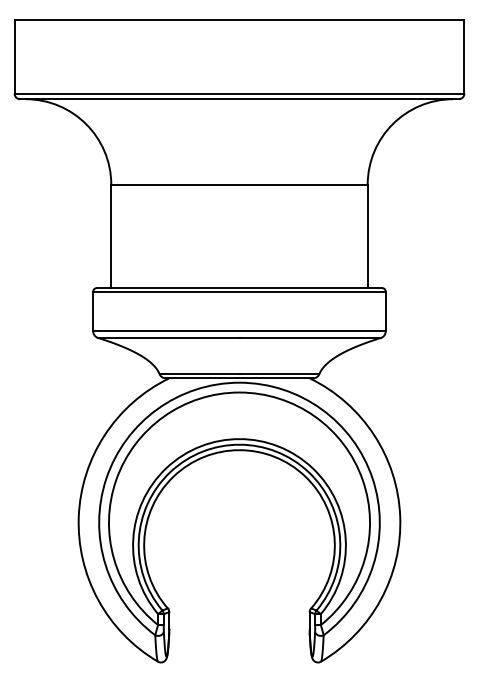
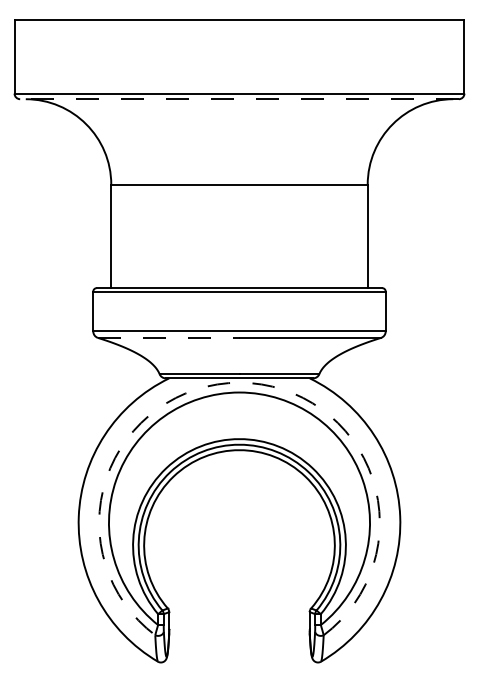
line: solid -> dashed (239, 99)
line: solid -> dashed (168, 337)
arc: solid -> dashed (239, 382)
